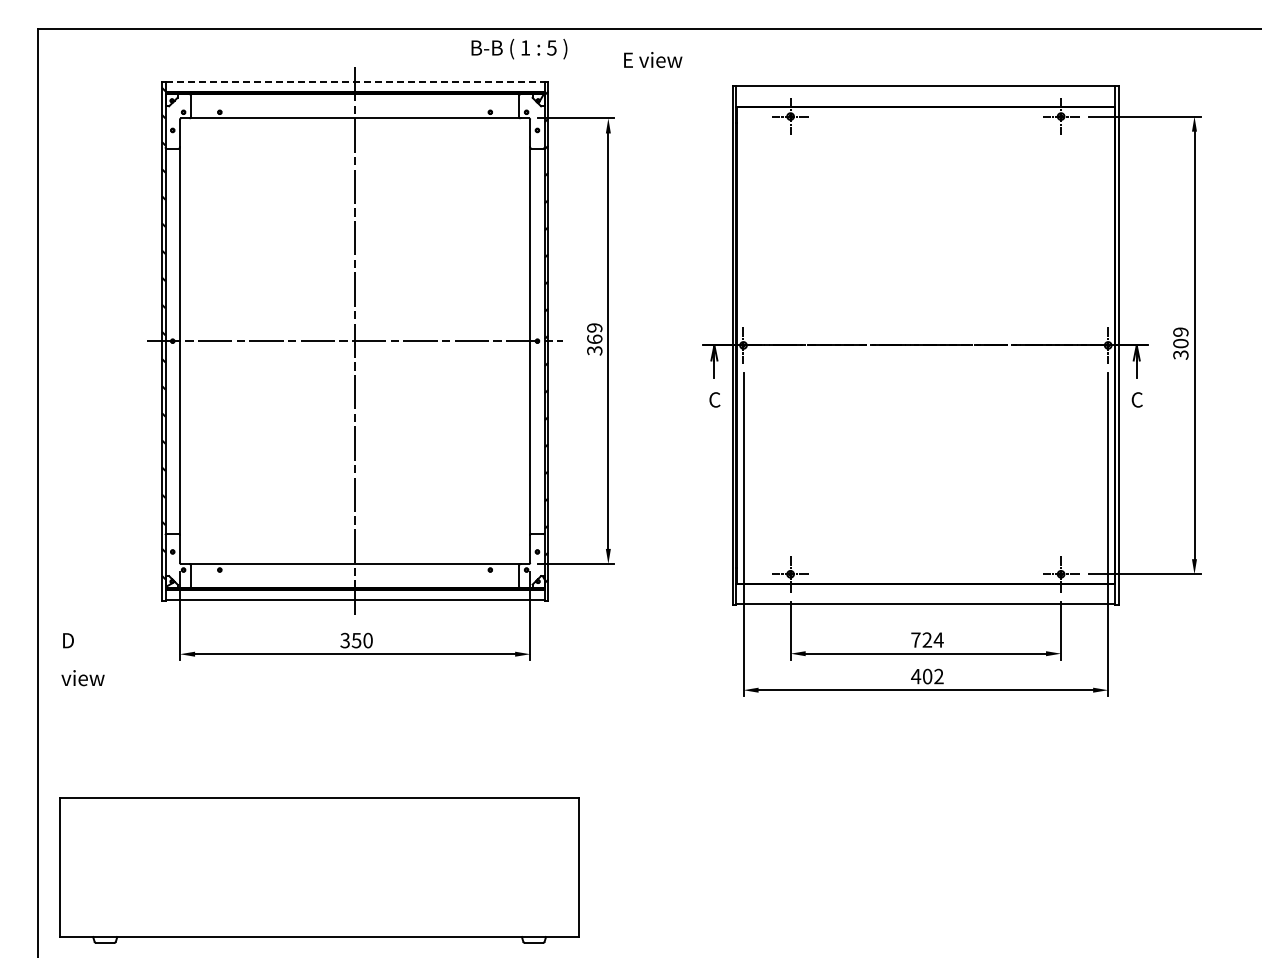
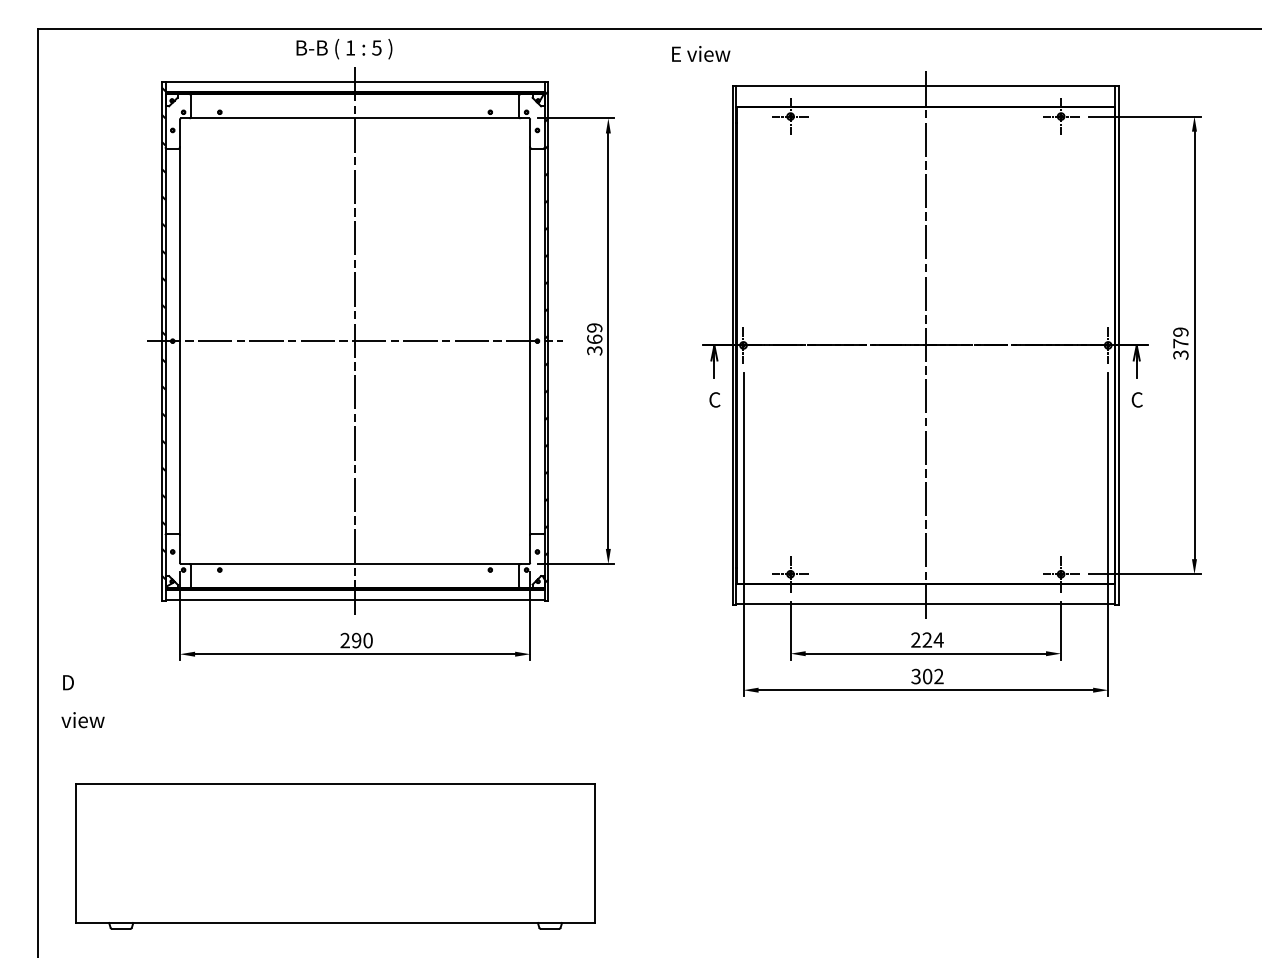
text position: (519, 49) -> (344, 49) (344, 49)
text position: (653, 59) -> (701, 53) (701, 53)
line: dashed -> solid (355, 82)
text: 309 -> 379 (1180, 343)
line: none -> present (925, 345)
text: 724 -> 224 (915, 639)
text: 350 -> 290 (350, 640)
text position: (82, 659) -> (82, 701) (82, 701)
text: 402 -> 302 (916, 676)
part position: (319, 870) -> (335, 856) (335, 856)
